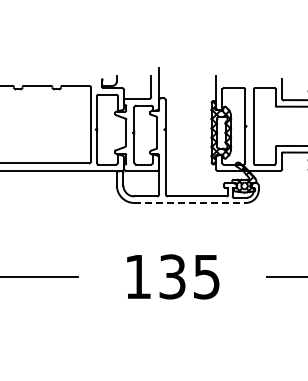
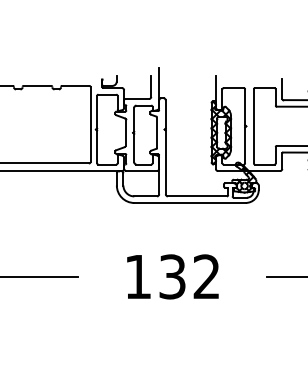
line: dashed -> solid (190, 202)
text: 135 -> 132 (206, 276)
